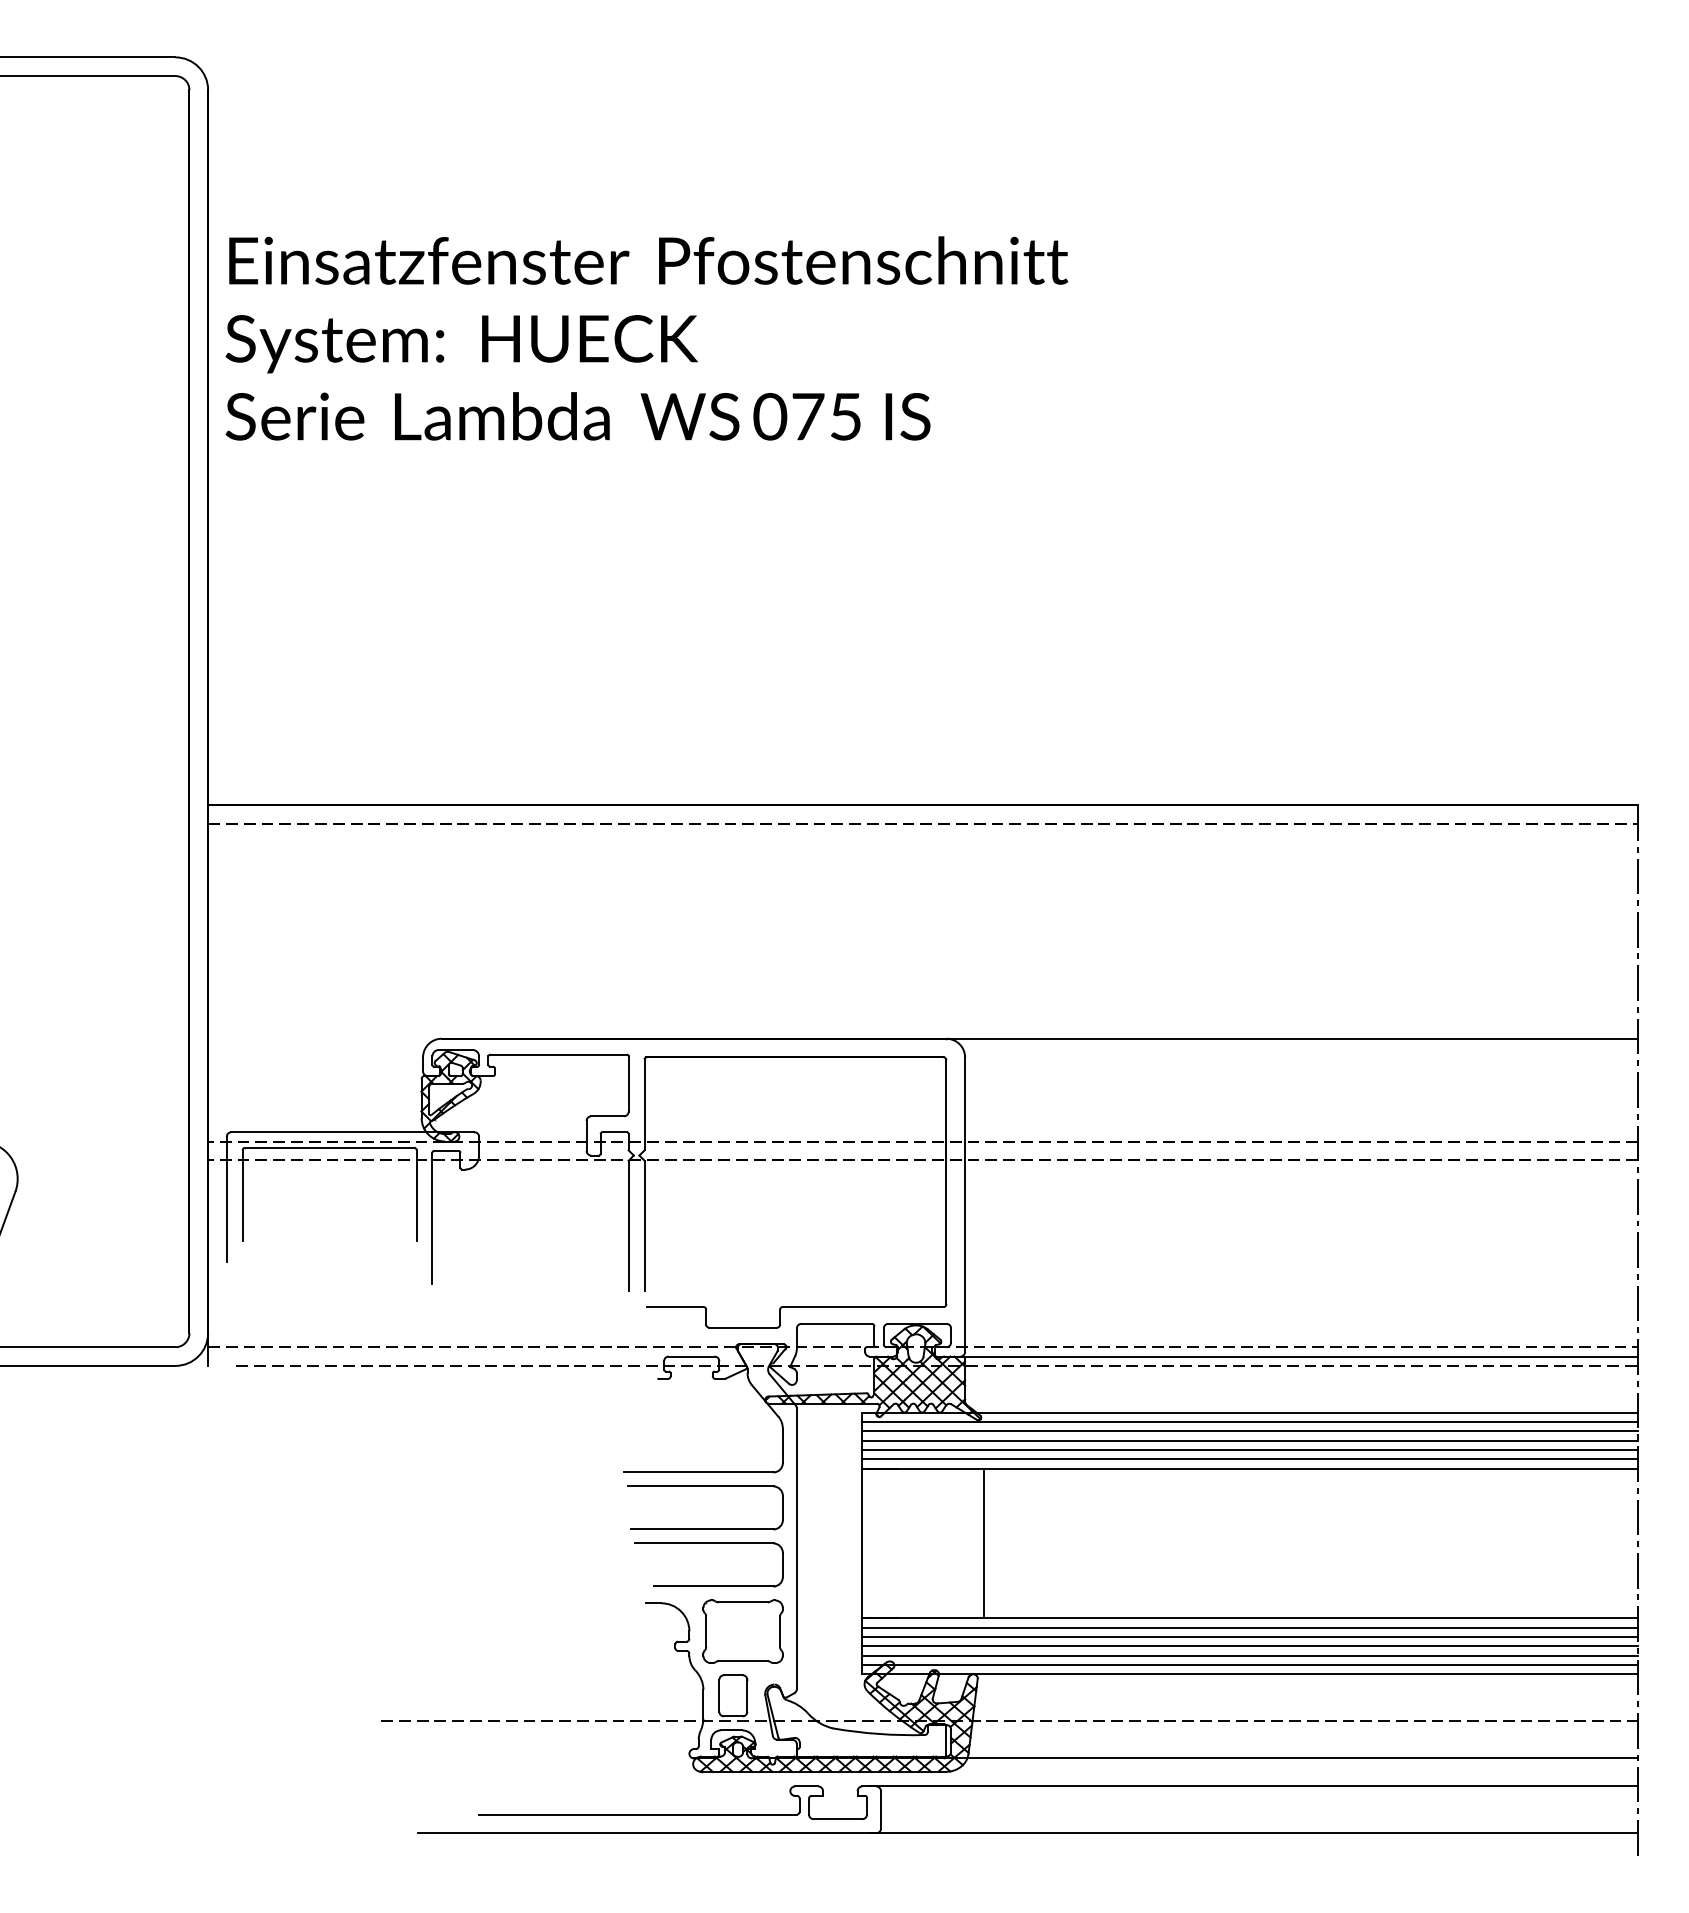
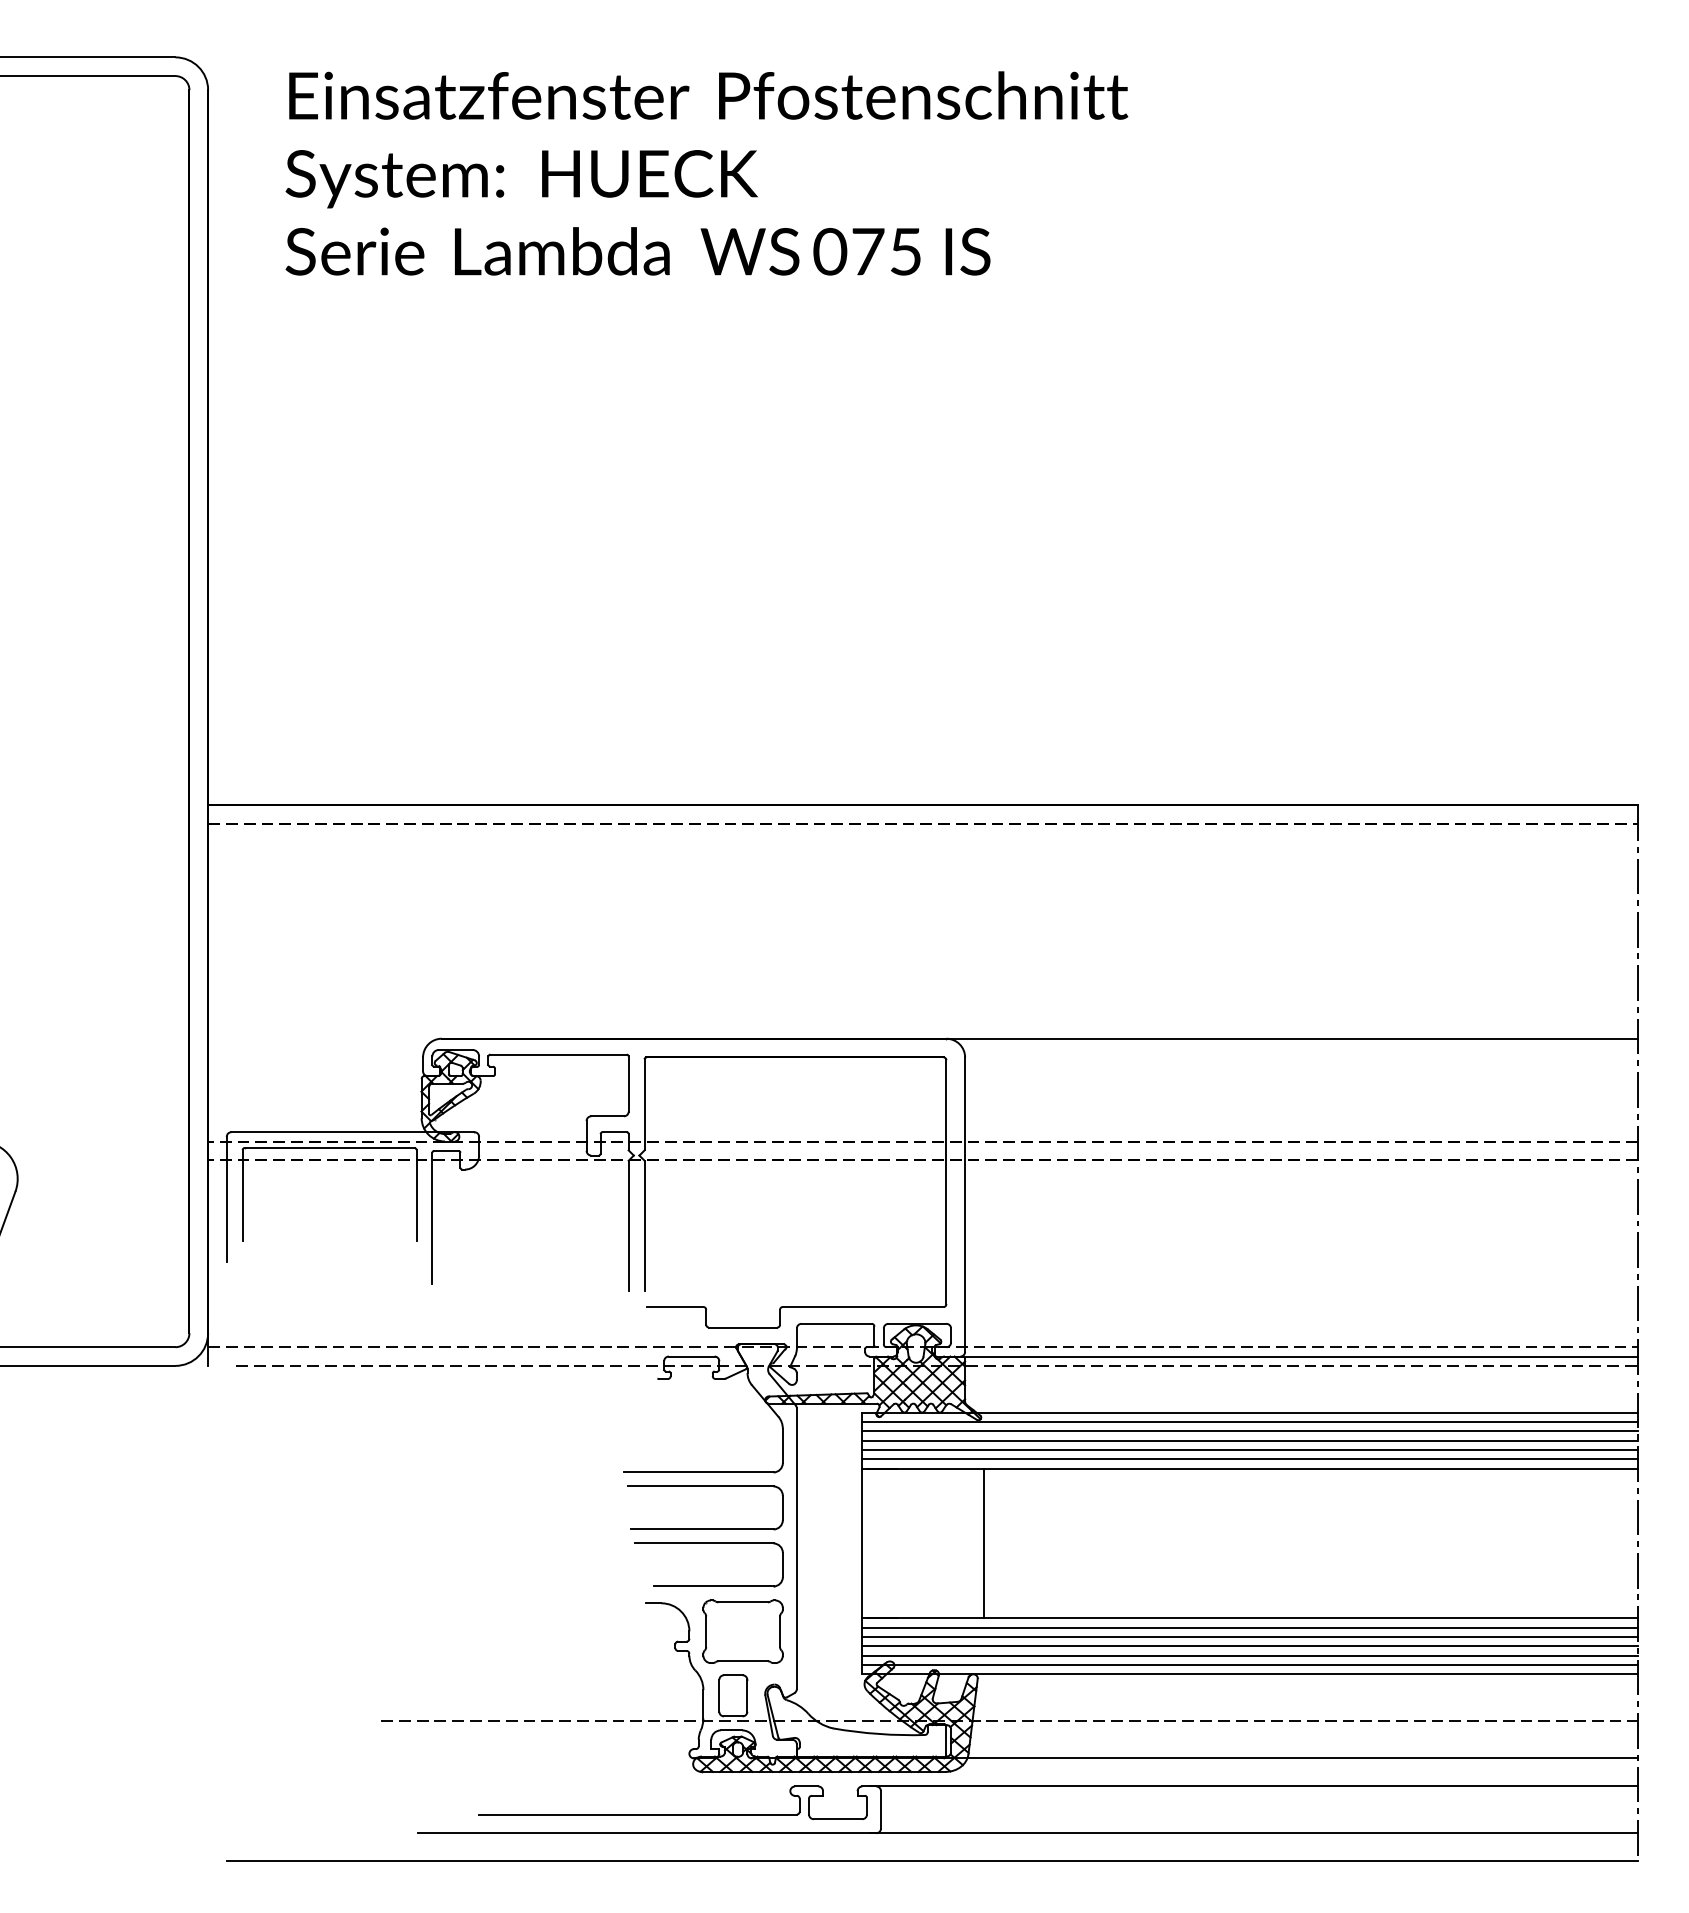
text position: (646, 338) -> (706, 173) (706, 173)
line: none -> present (932, 1861)
